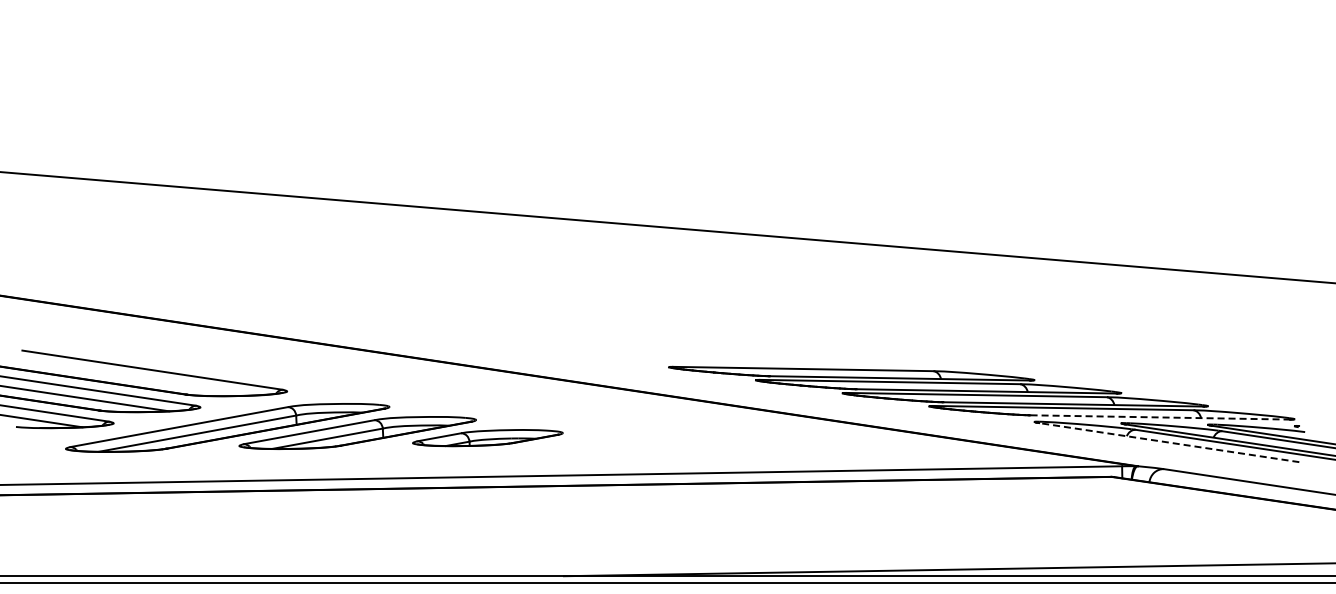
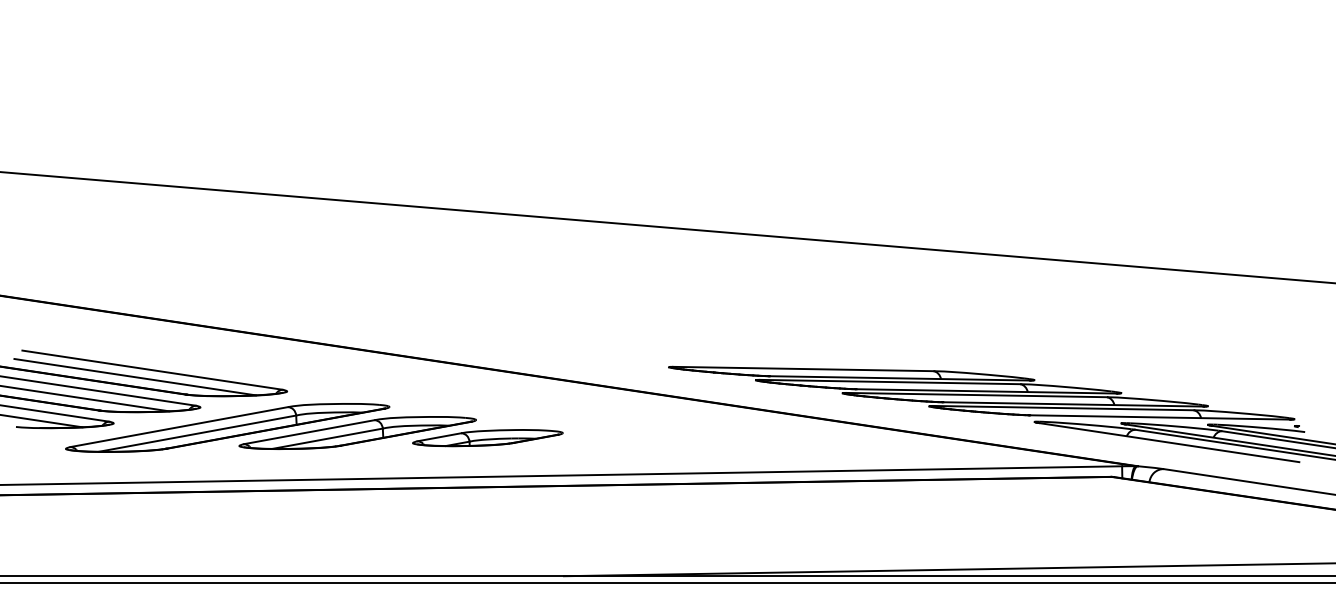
line: none -> present (134, 376)
line: dashed -> solid (1160, 417)
line: dashed -> solid (1168, 442)
